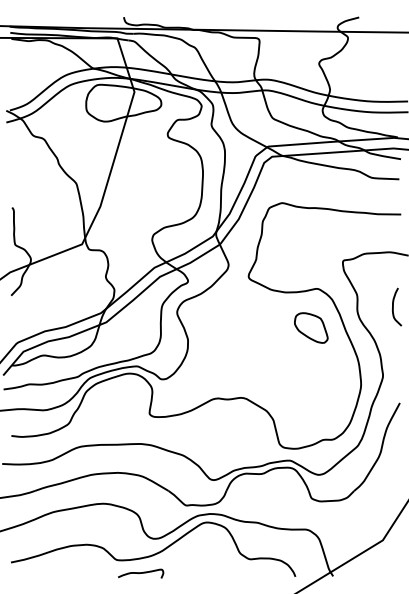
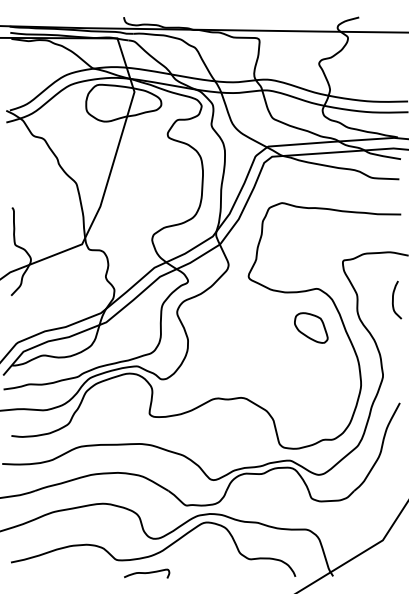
curve position: (393, 306) -> (393, 299) (393, 299)
curve position: (141, 573) -> (147, 573) (147, 573)
